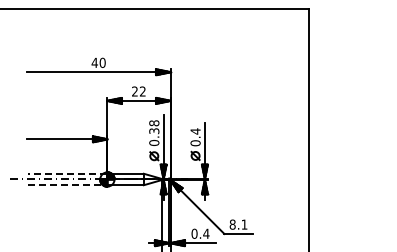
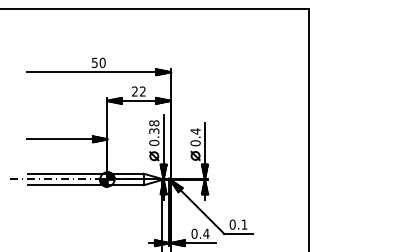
text: 40 -> 50 (94, 62)
line: dashed -> solid (67, 173)
line: dashed -> solid (67, 185)
text: 8.1 -> 0.1 (232, 224)
